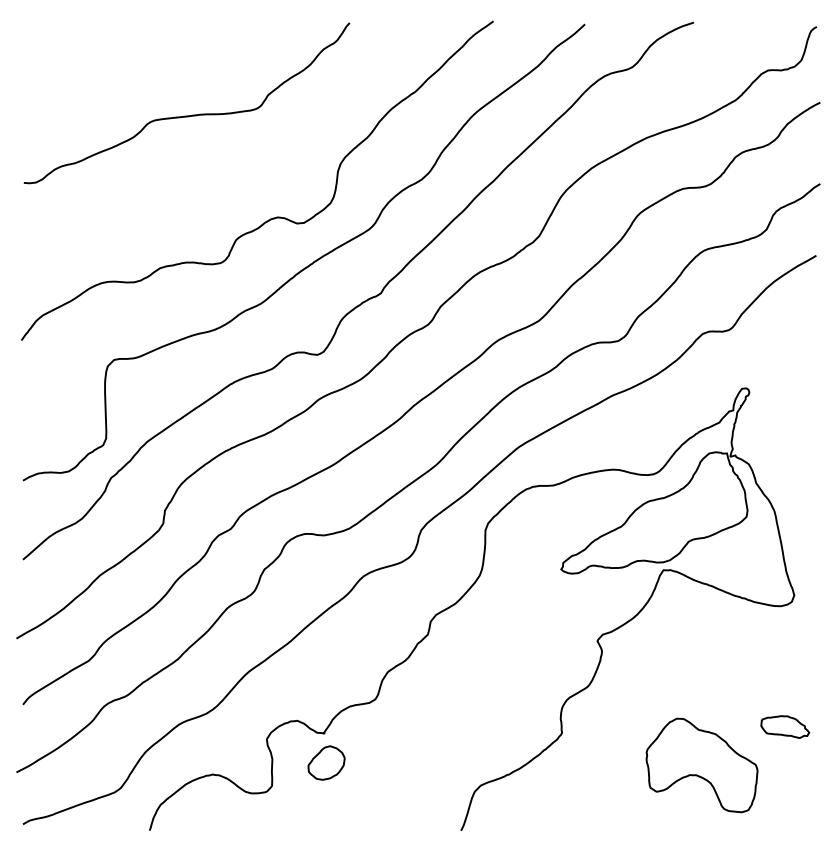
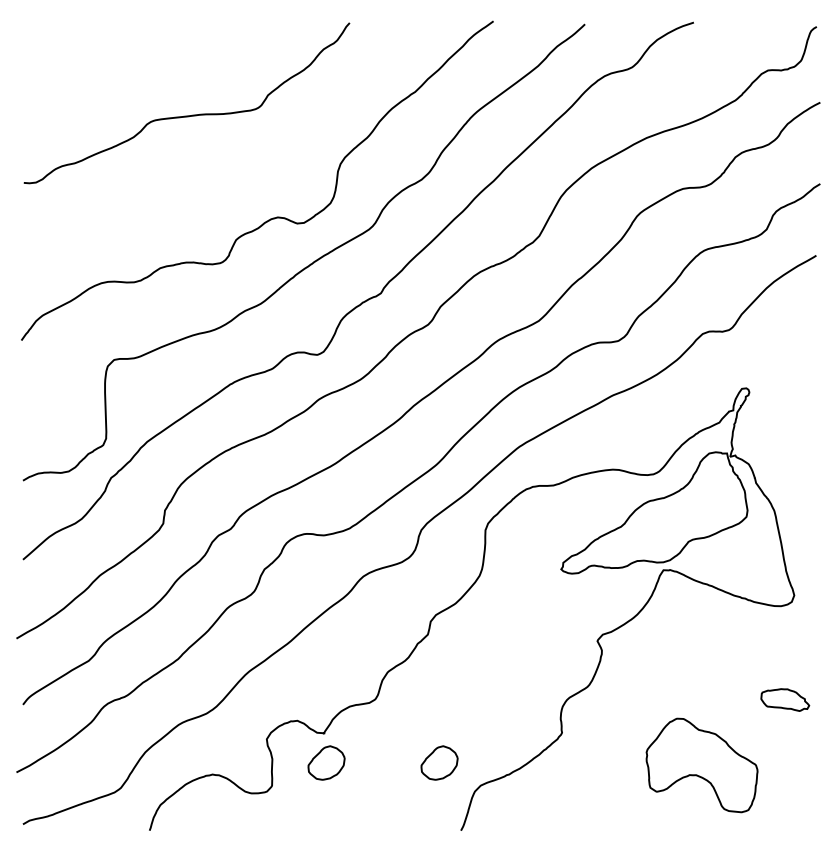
part position: (785, 726) -> (785, 699) (785, 699)
part: none -> present (439, 762)
